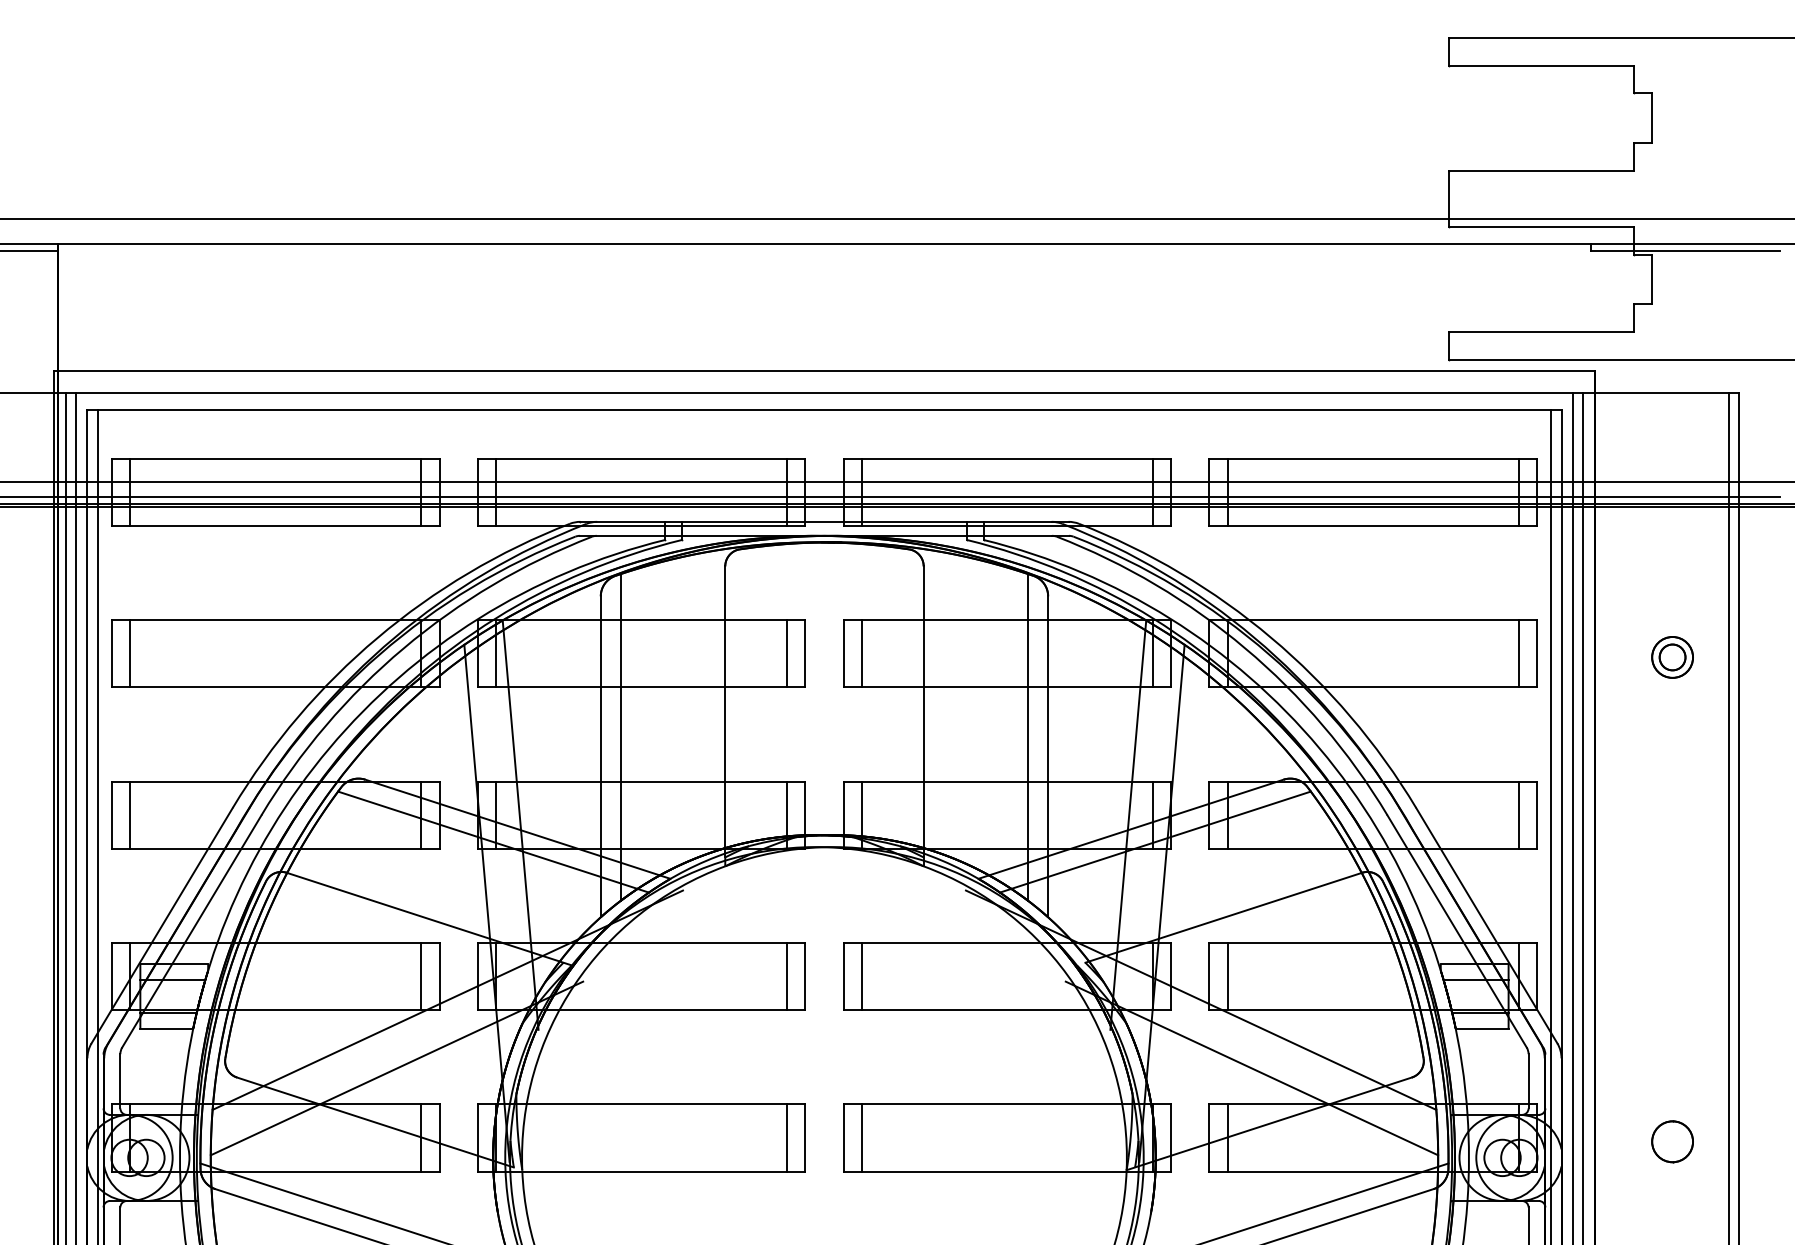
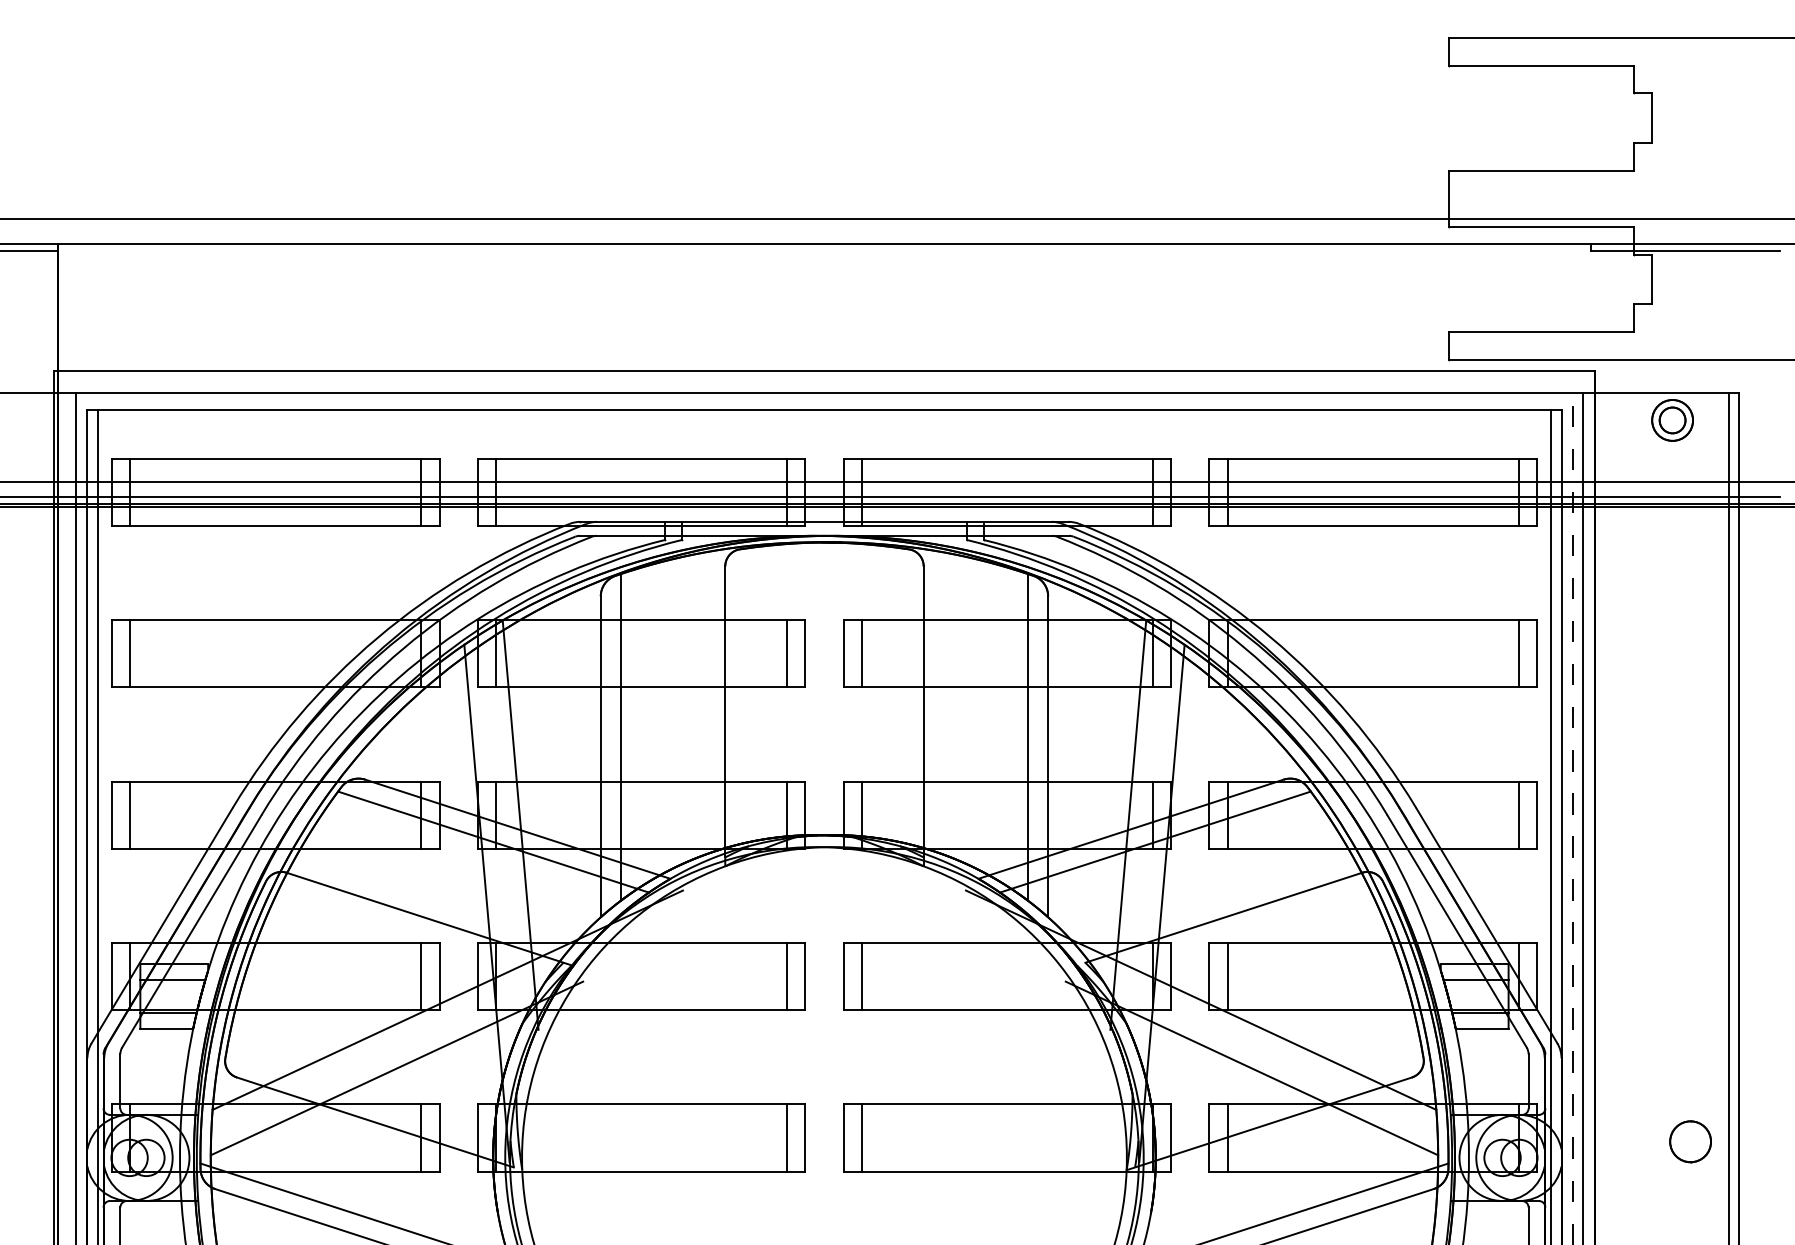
part position: (1672, 657) -> (1672, 420) (1672, 420)
line: present -> none (65, 816)
line: solid -> dashed (1572, 818)
part position: (1672, 1141) -> (1690, 1141) (1690, 1141)
